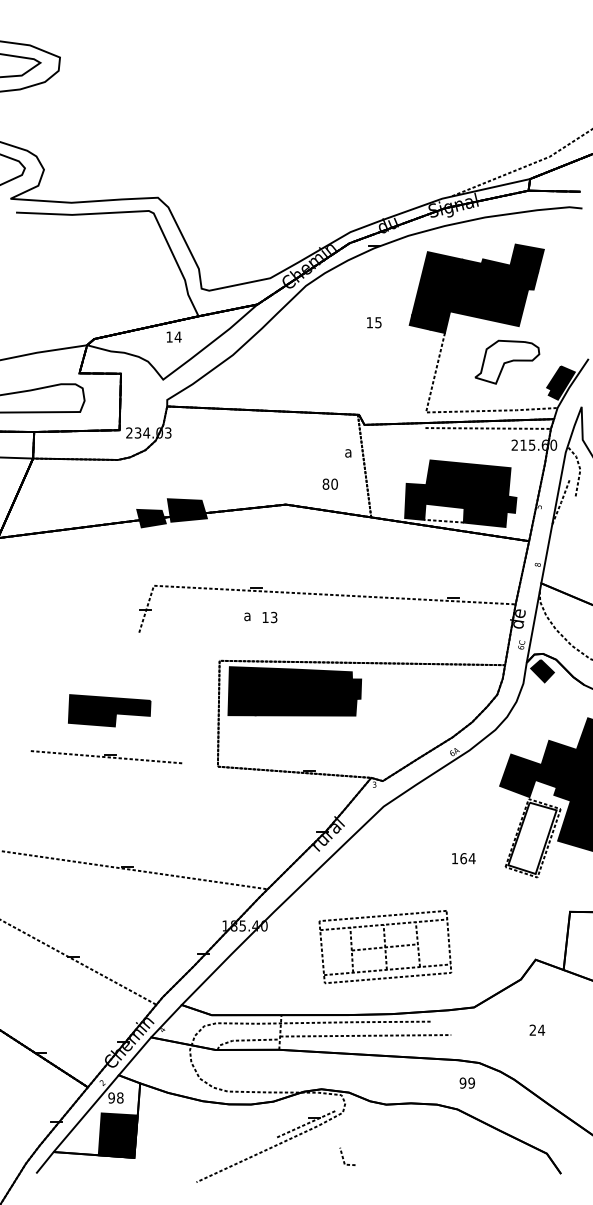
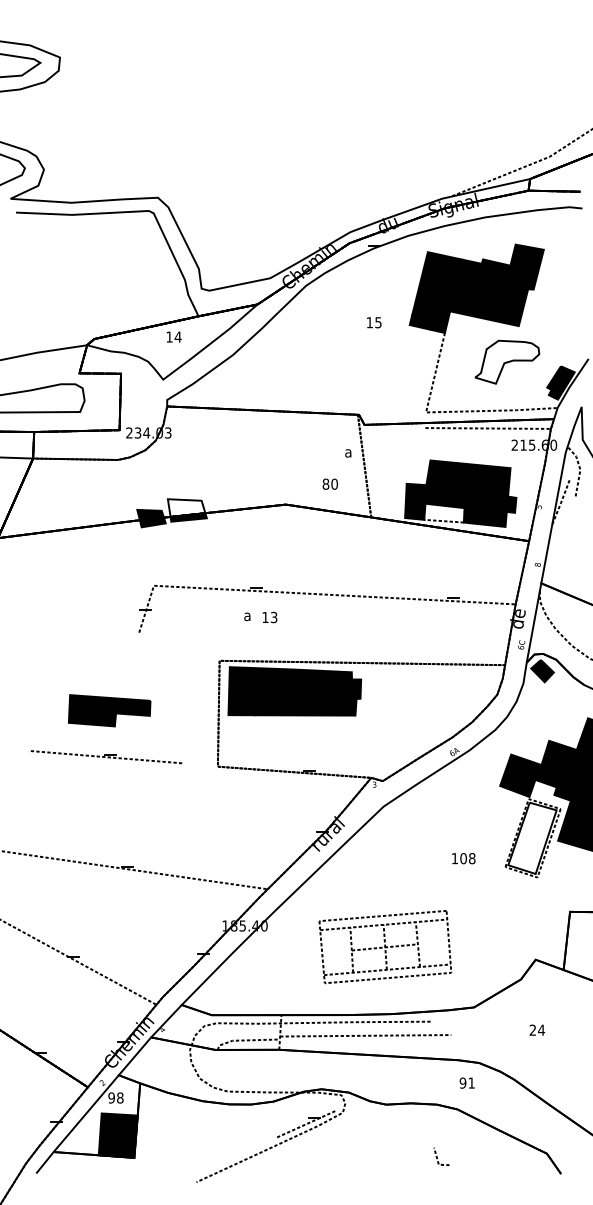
fill: present -> none (186, 507)
text: 164 -> 108 (467, 858)
text: 99 -> 91 (471, 1082)
line position: (343, 1156) -> (437, 1156) (437, 1156)
